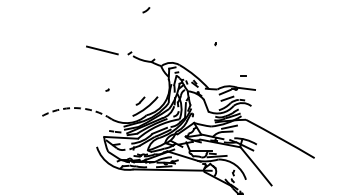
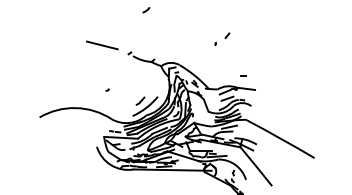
line: none -> present (227, 35)
line position: (102, 50) -> (102, 45) (102, 45)
arc: dashed -> solid (75, 108)
